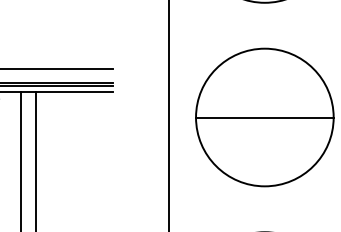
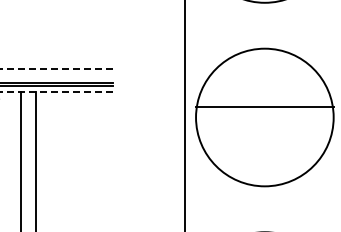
line: solid -> dashed (55, 69)
line: solid -> dashed (56, 91)
line position: (168, 115) -> (184, 115) (184, 115)
line position: (264, 117) -> (264, 106) (264, 106)
